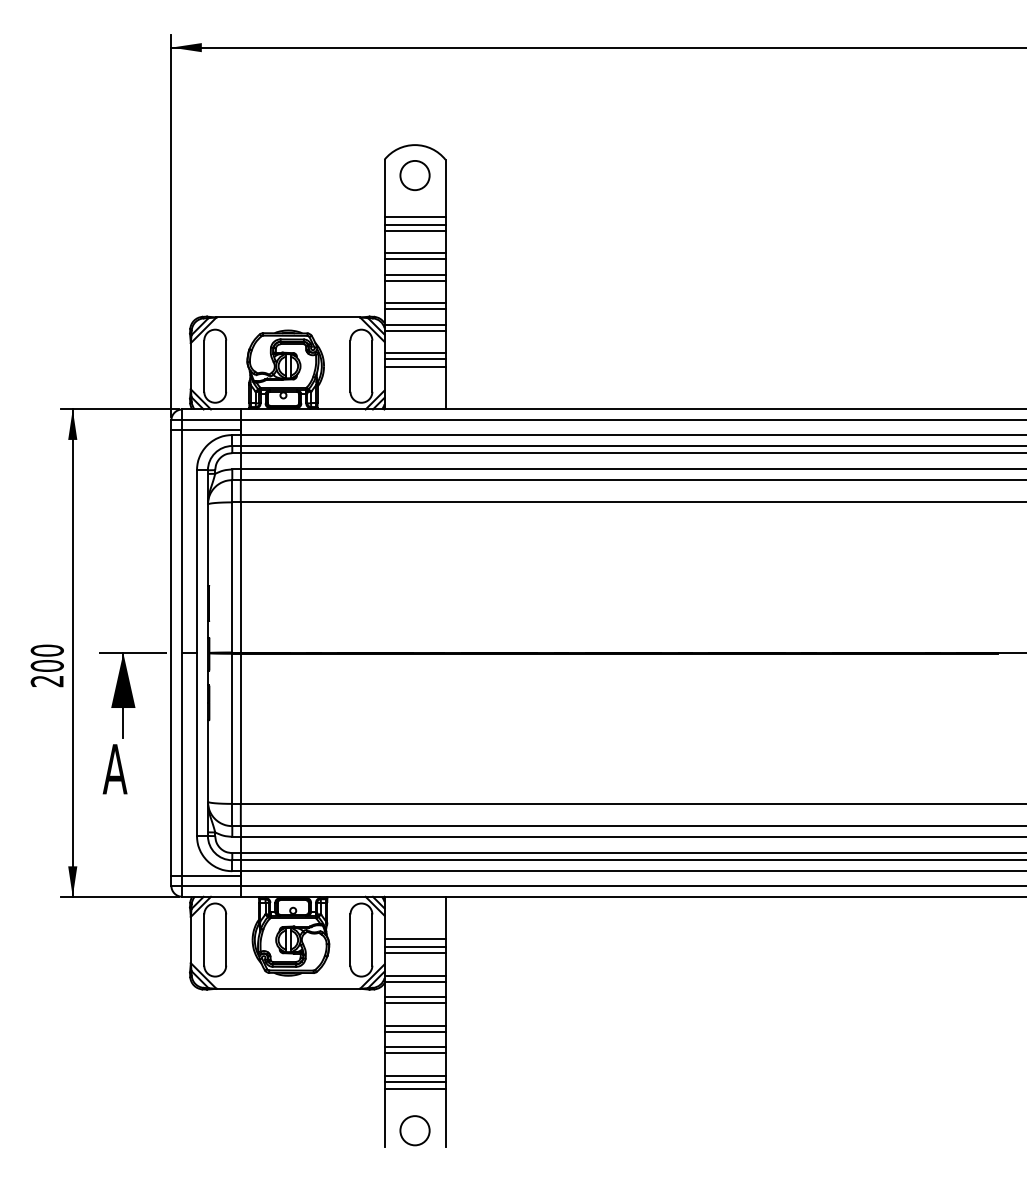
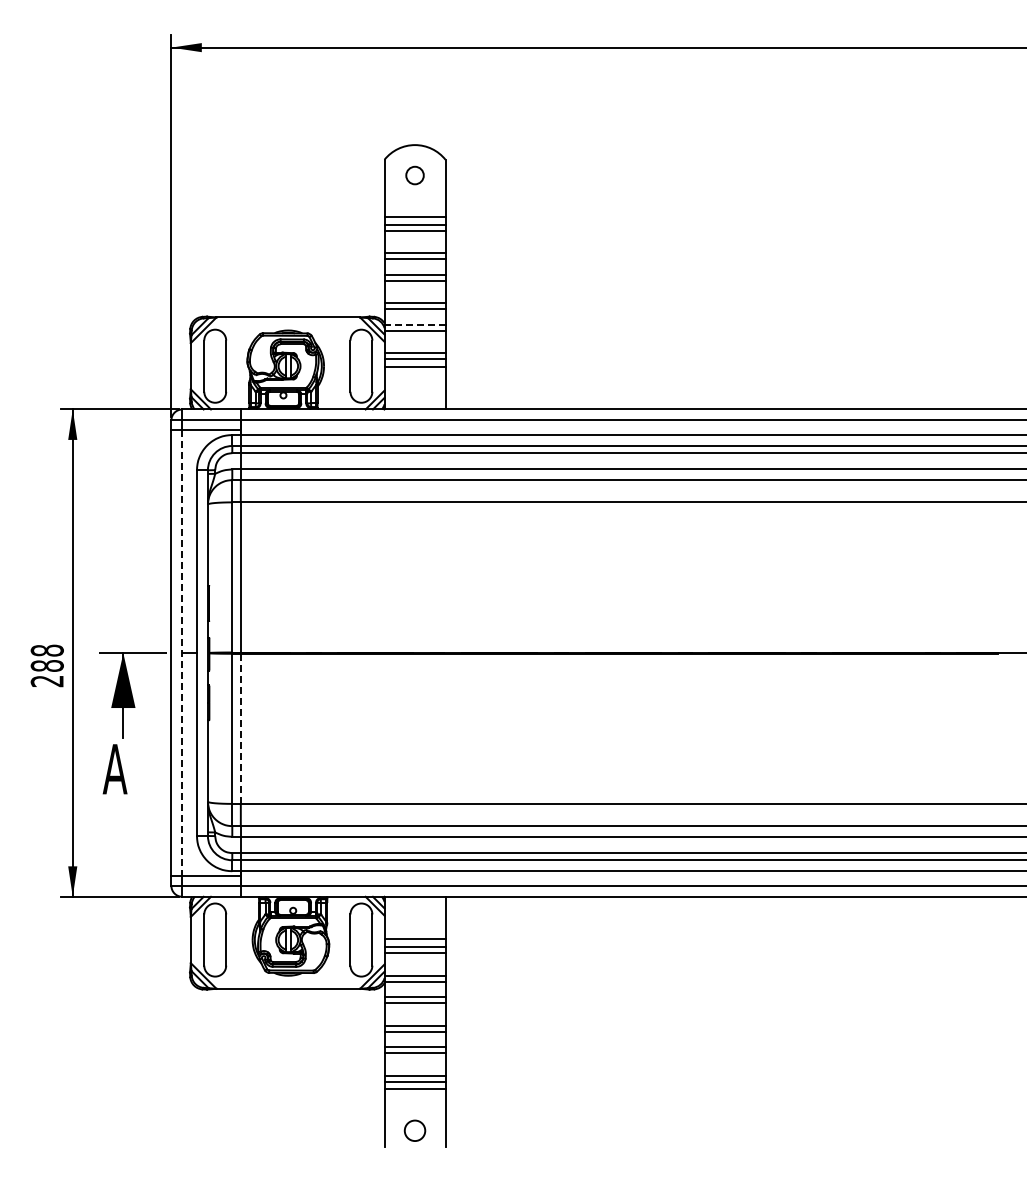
circle diameter: 29 px -> 18 px (414, 175)
line: solid -> dashed (414, 324)
line: solid -> dashed (182, 653)
text: 200 -> 288 (47, 657)
line: solid -> dashed (240, 728)
circle size: 32x32 px -> 24x23 px (414, 1130)
